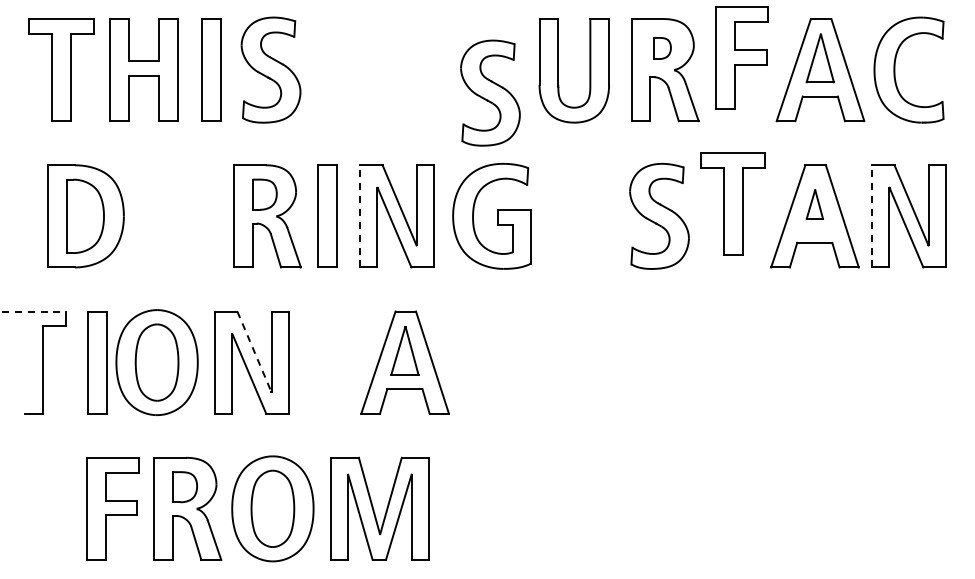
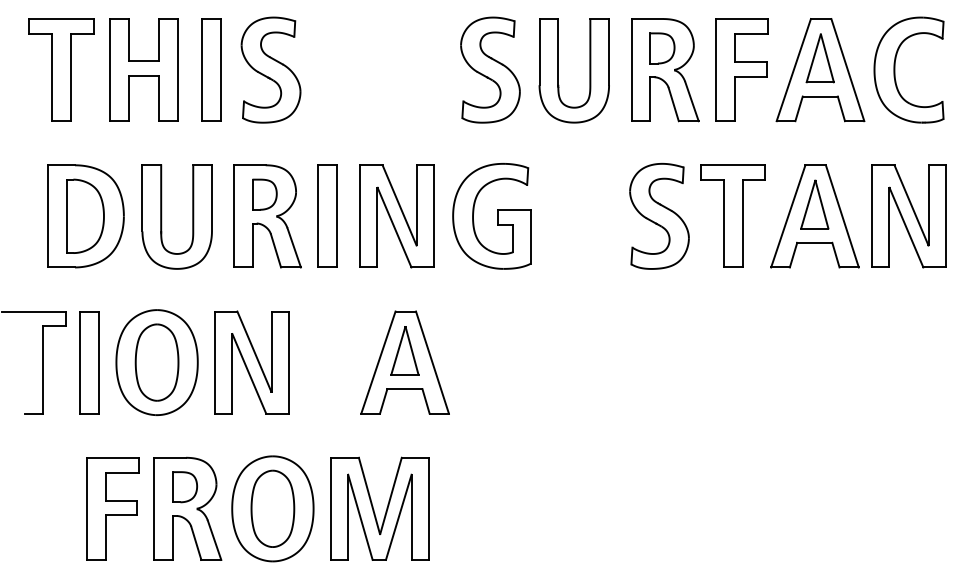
part size: 19x23 px -> 27x33 px (662, 48)
part position: (741, 57) -> (741, 69) (741, 69)
part position: (490, 92) -> (490, 69) (490, 69)
part position: (732, 203) -> (732, 215) (732, 215)
part size: 19x31 px -> 30x51 px (814, 204)
line: dashed -> solid (360, 215)
line: dashed -> solid (872, 215)
part: none -> present (162, 216)
line: dashed -> solid (34, 311)
line: dashed -> solid (254, 351)
part position: (97, 362) -> (89, 362) (89, 362)
